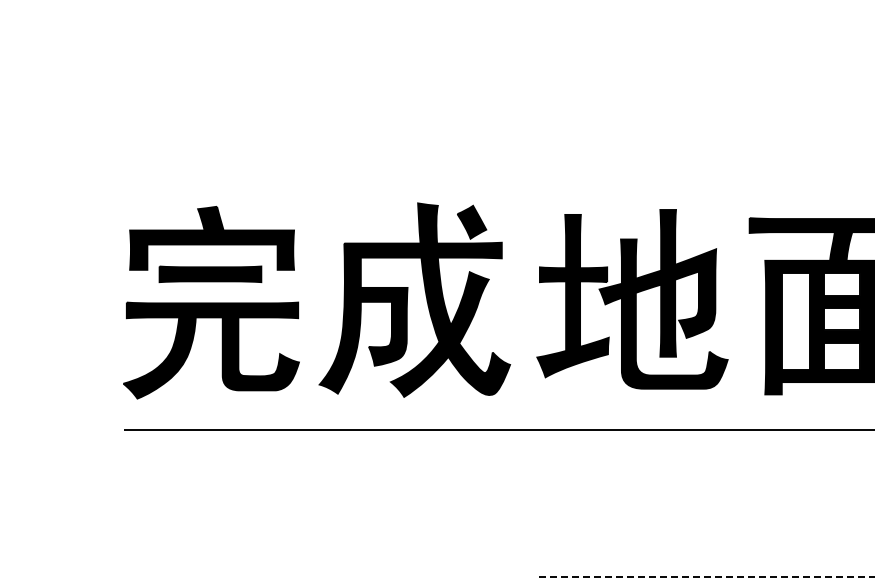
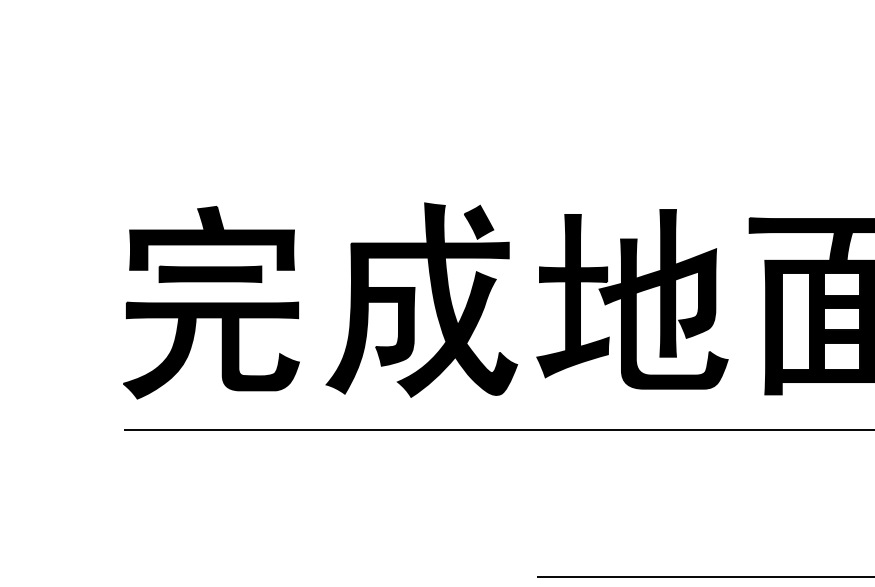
part position: (407, 299) -> (414, 299) (414, 299)
line: dashed -> solid (705, 577)
